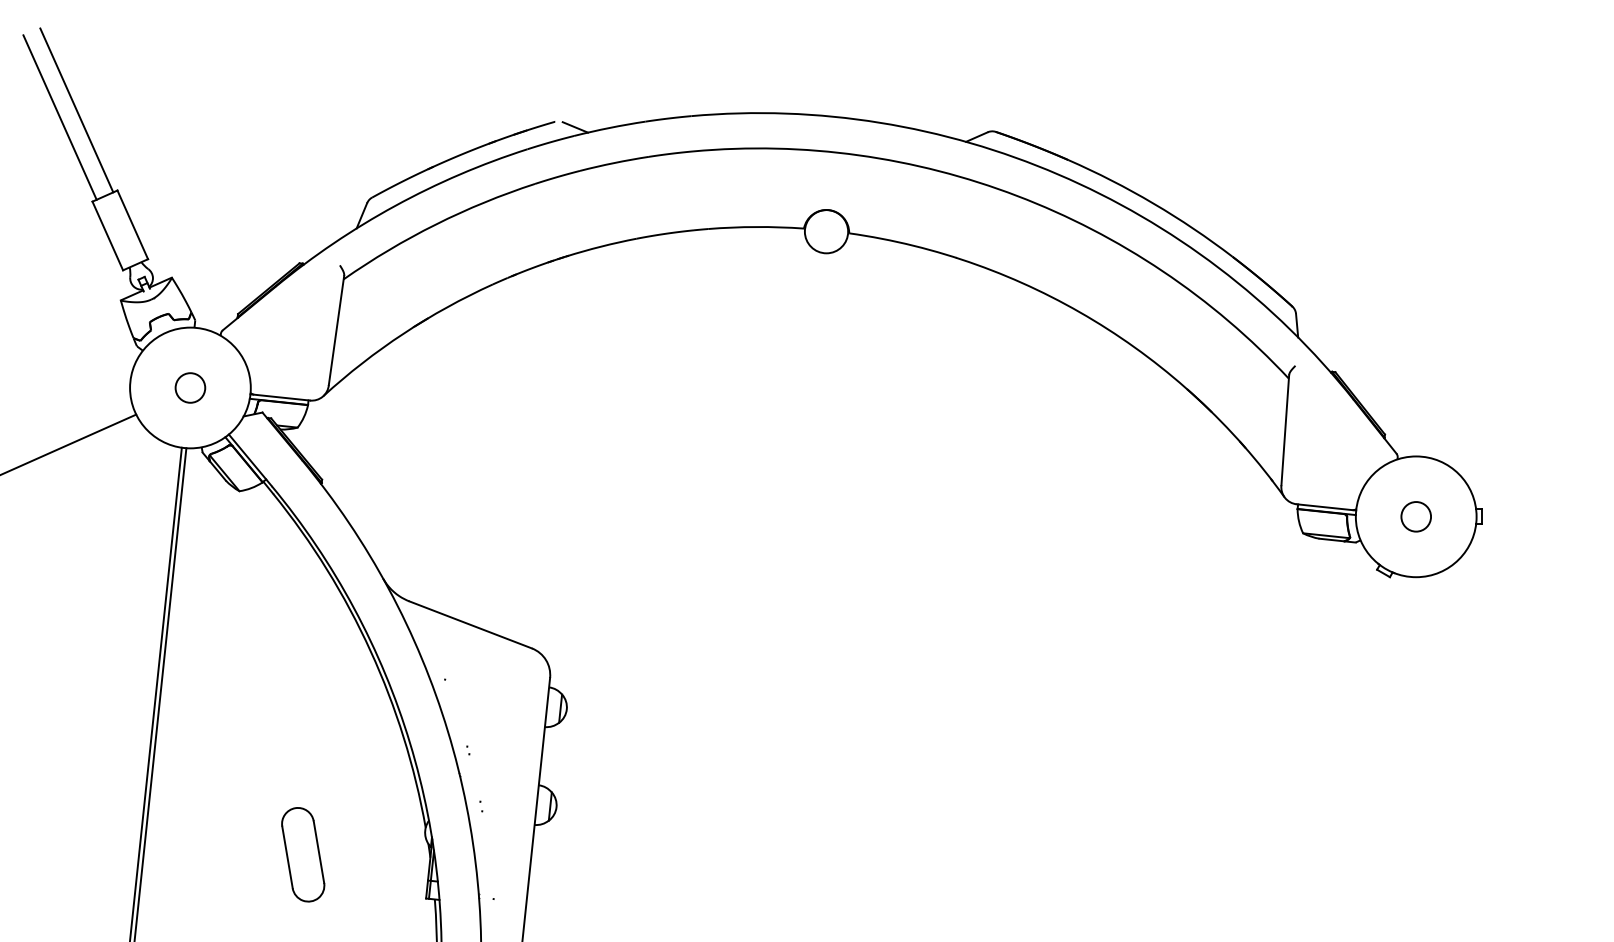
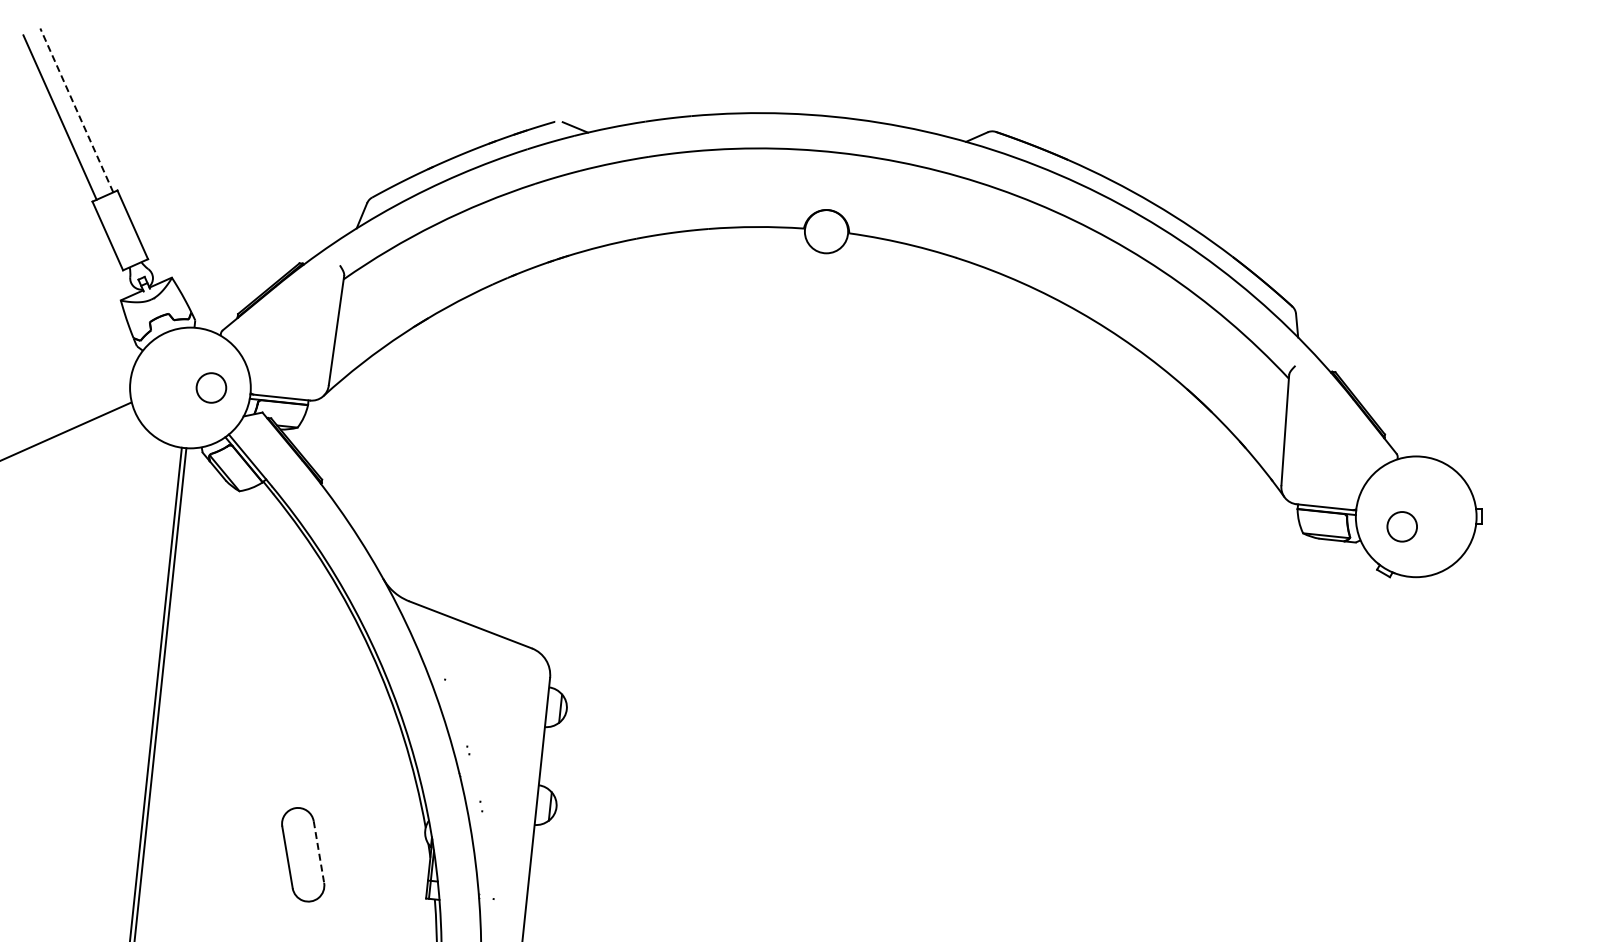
line: solid -> dashed (76, 110)
circle position: (190, 387) -> (211, 387) (211, 387)
line position: (69, 444) -> (66, 431) (66, 431)
circle position: (1415, 516) -> (1401, 526) (1401, 526)
line: solid -> dashed (319, 852)
